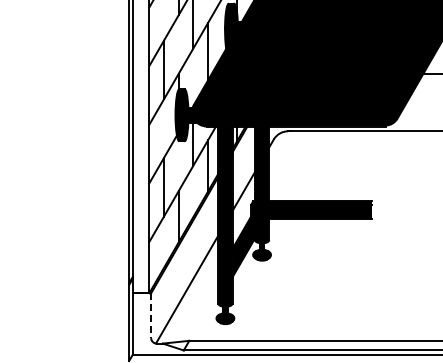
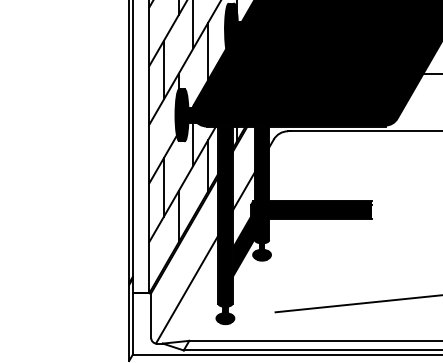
line: none -> present (357, 303)
line: dashed -> solid (151, 316)
